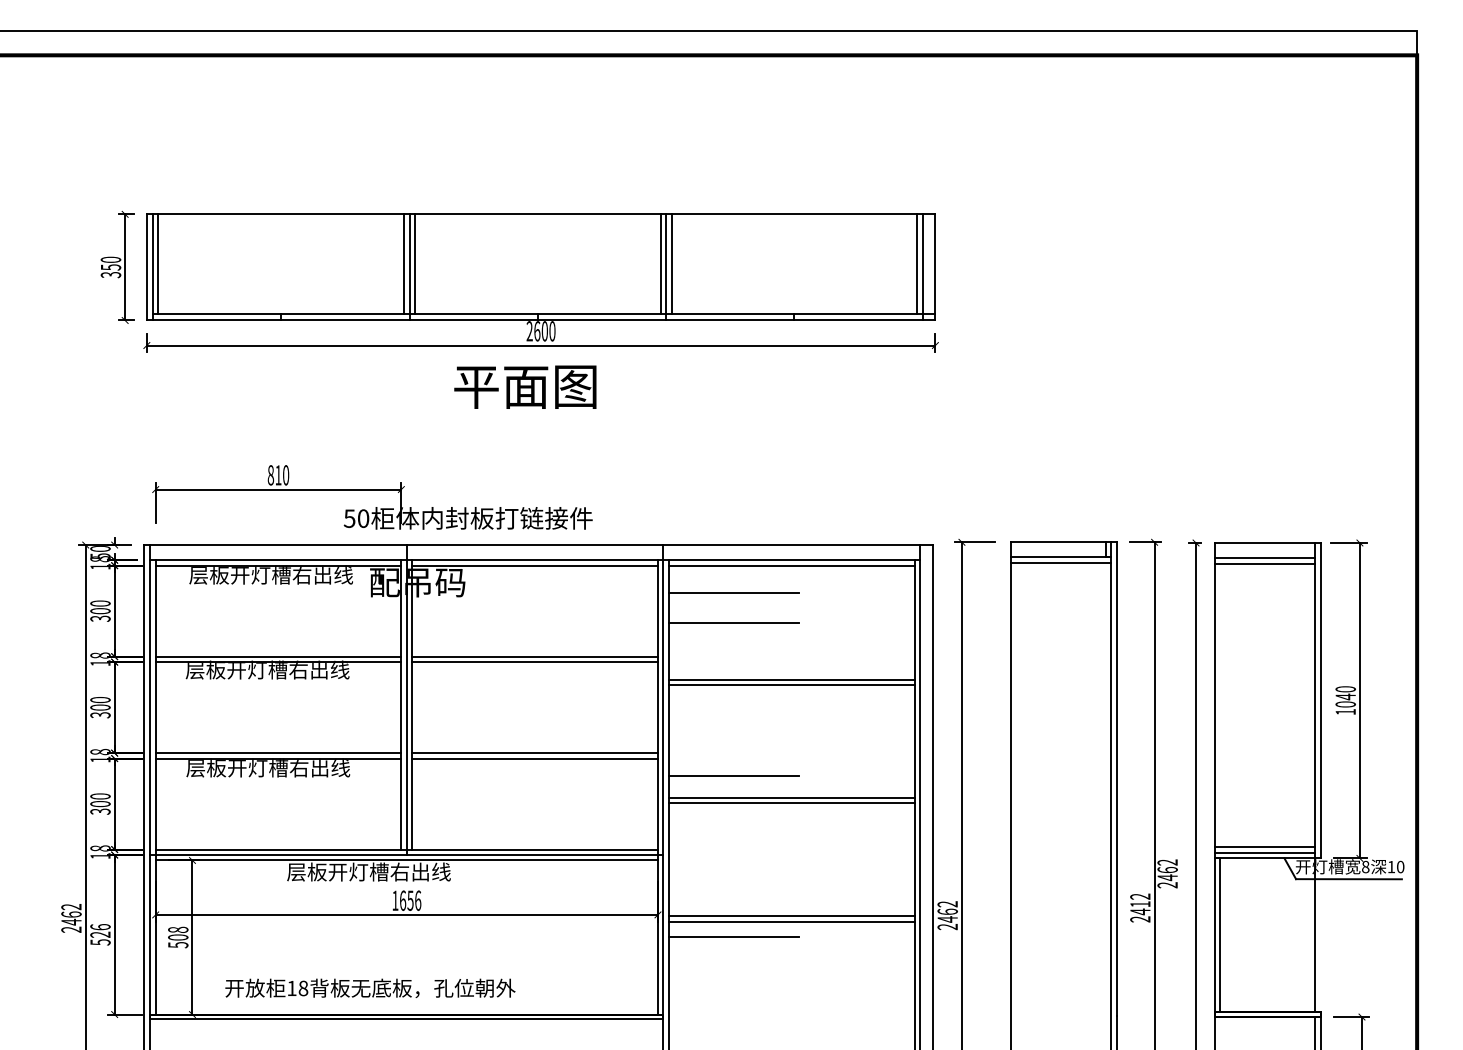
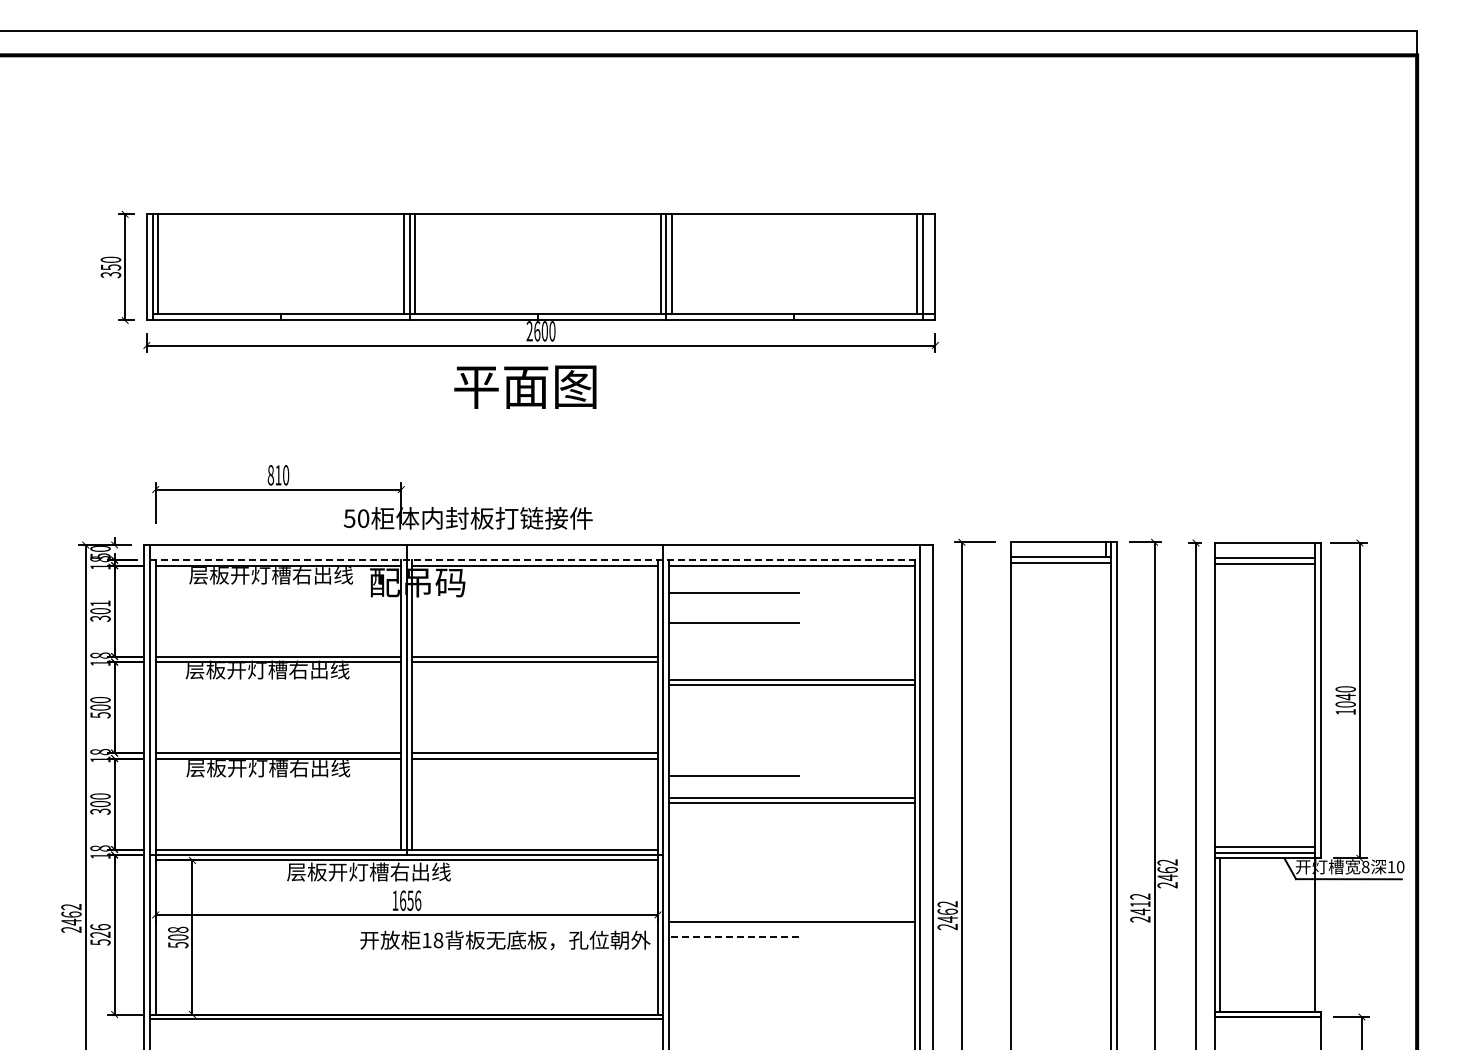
line: solid -> dashed (535, 560)
text: 300 -> 301 (100, 603)
text: 300 -> 500 (99, 714)
line: present -> none (791, 916)
line: solid -> dashed (733, 936)
text position: (370, 987) -> (505, 939) (505, 939)
line: present -> none (1314, 1031)
